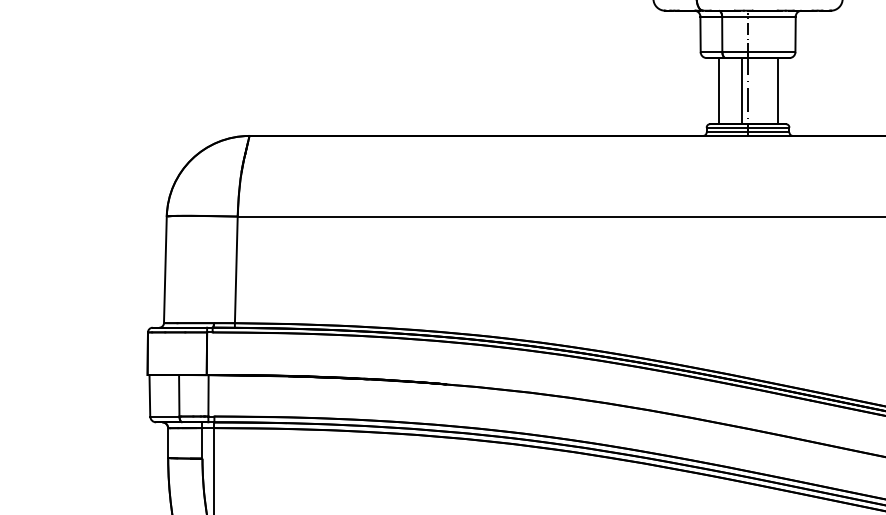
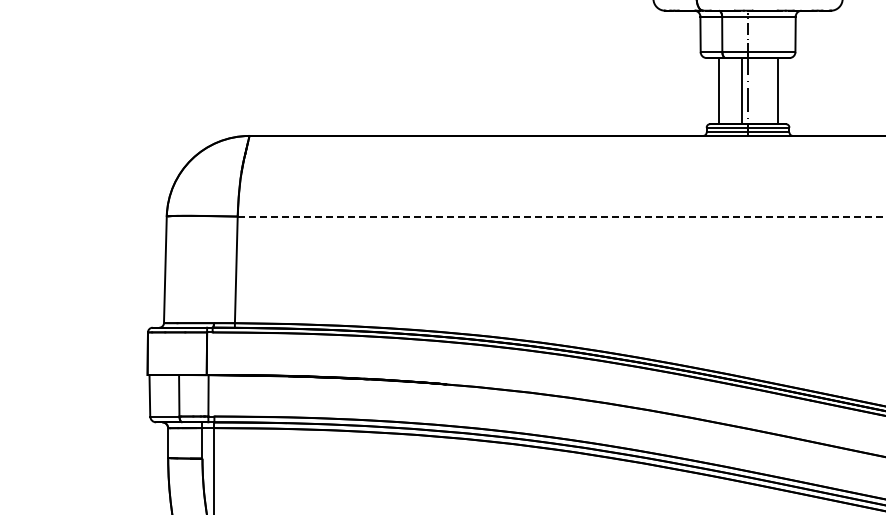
line: solid -> dashed (561, 216)
